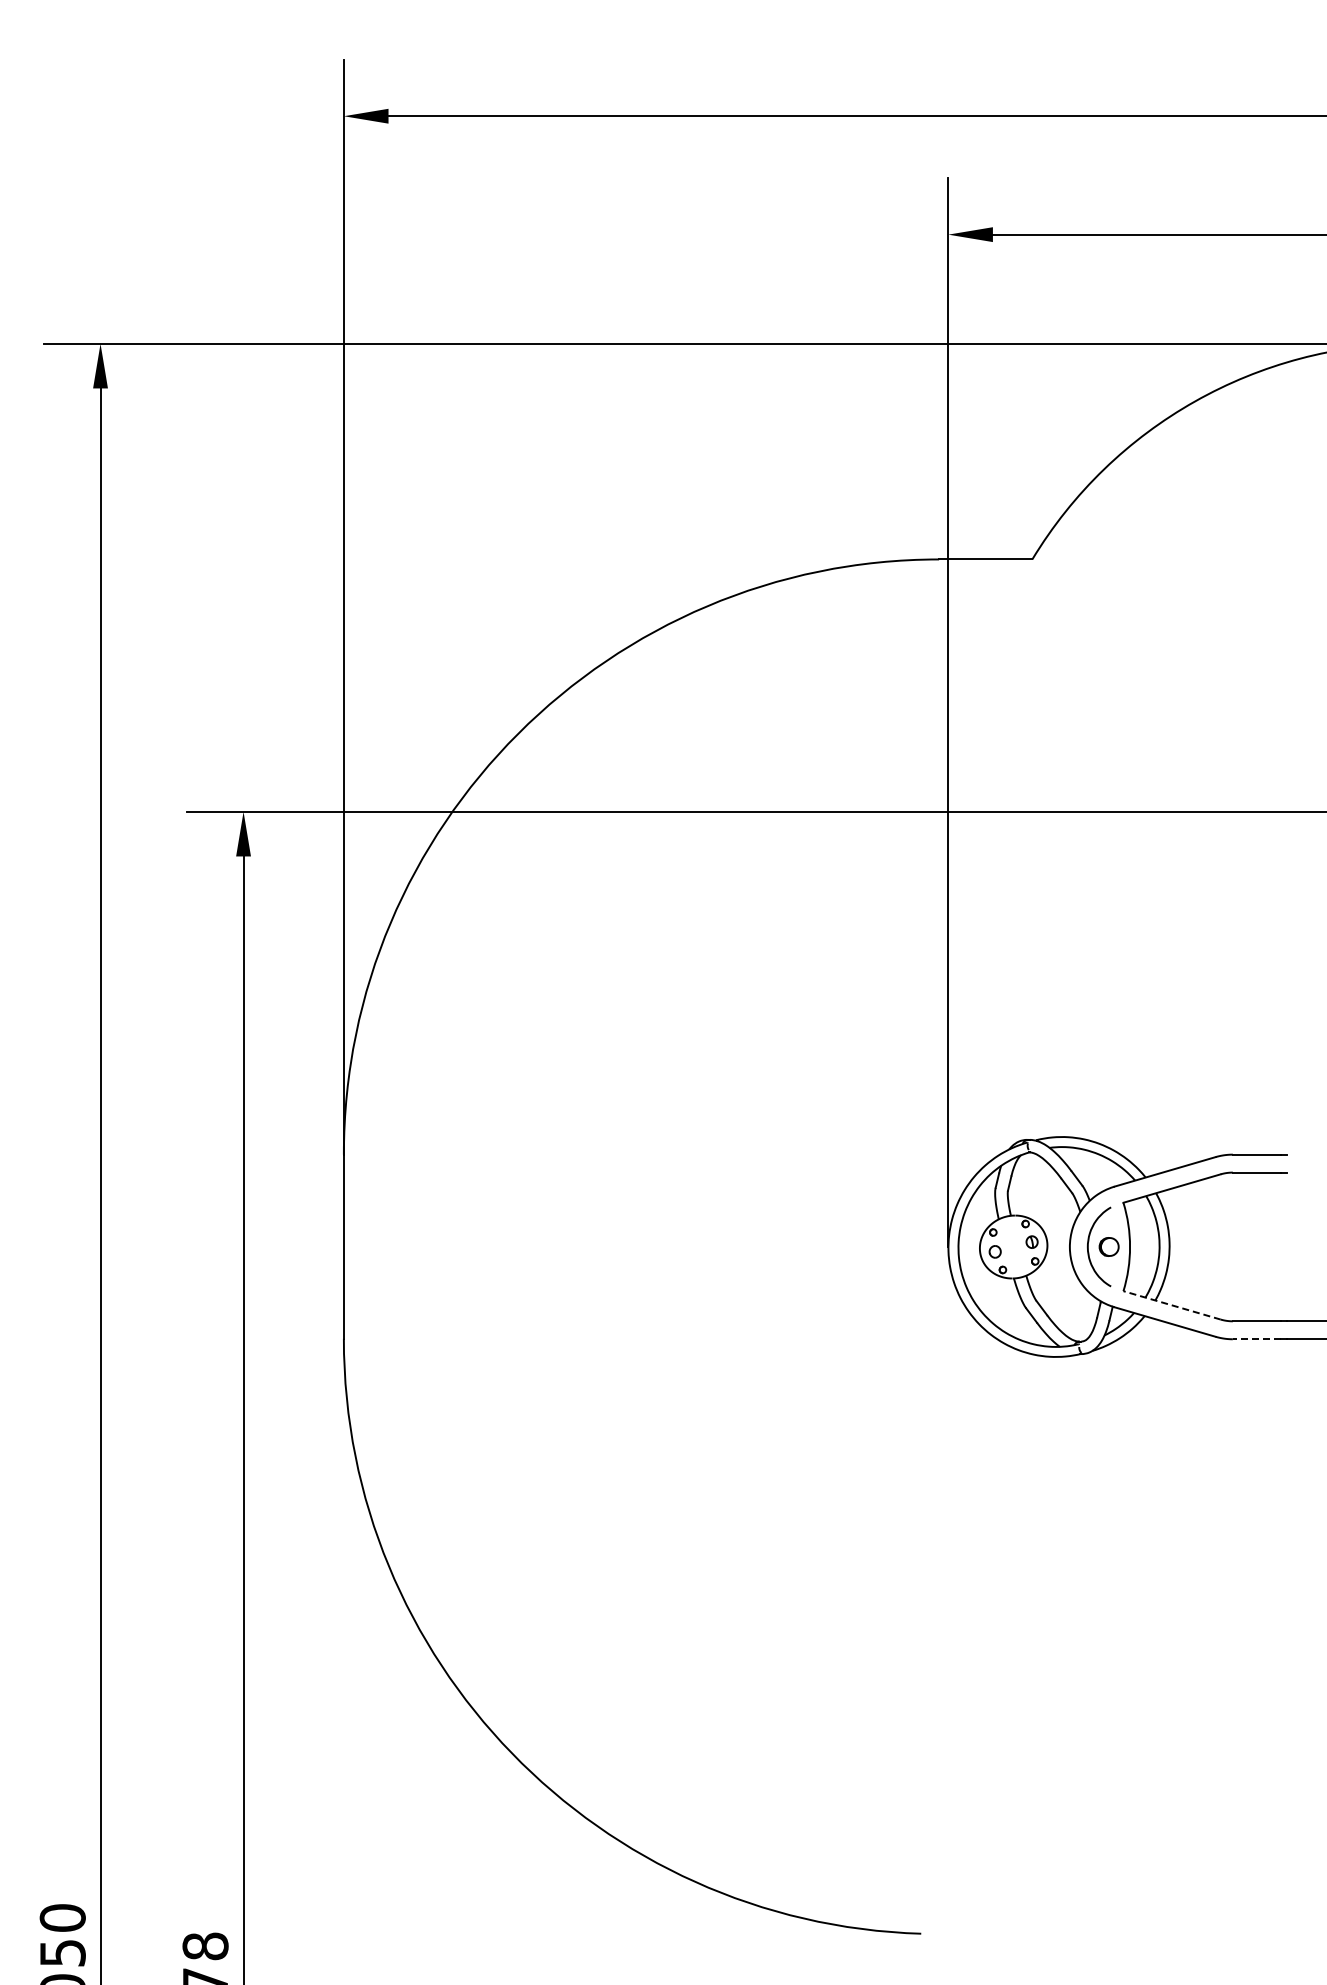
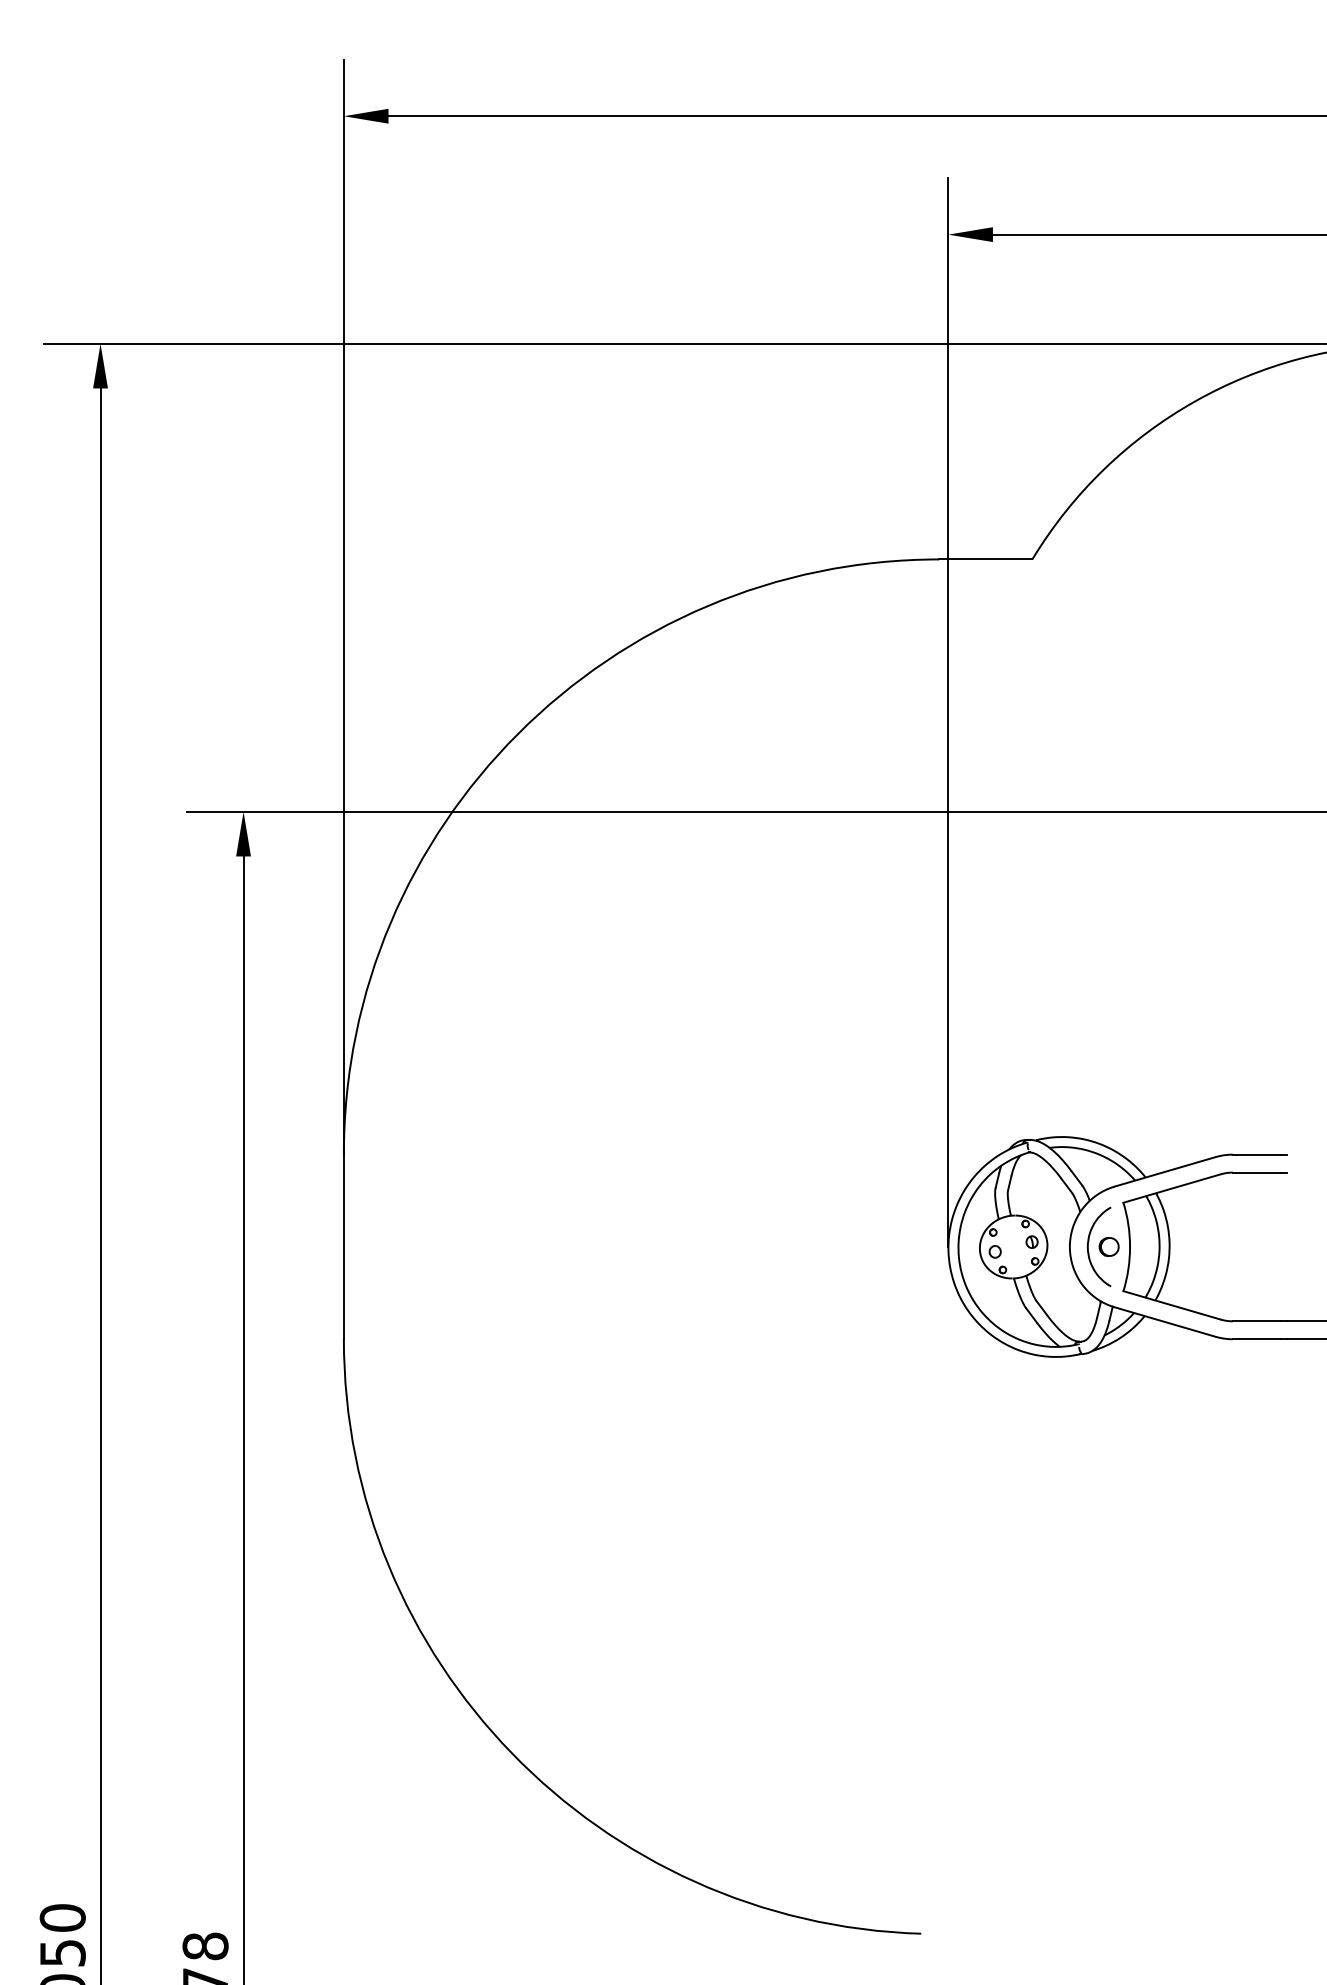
line: dashed -> solid (1172, 1305)
line: dashed -> solid (1256, 1339)
